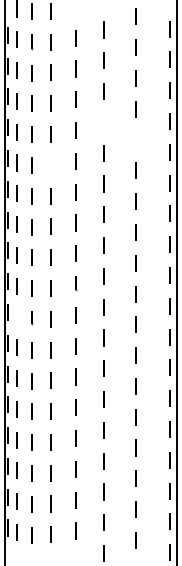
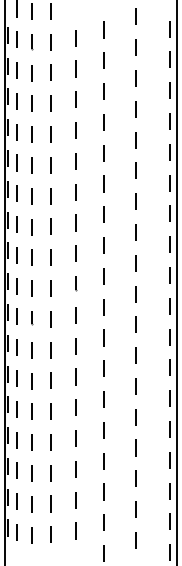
line: none -> present (103, 122)
line: none -> present (135, 140)
line: none -> present (50, 165)
line: none -> present (16, 316)
